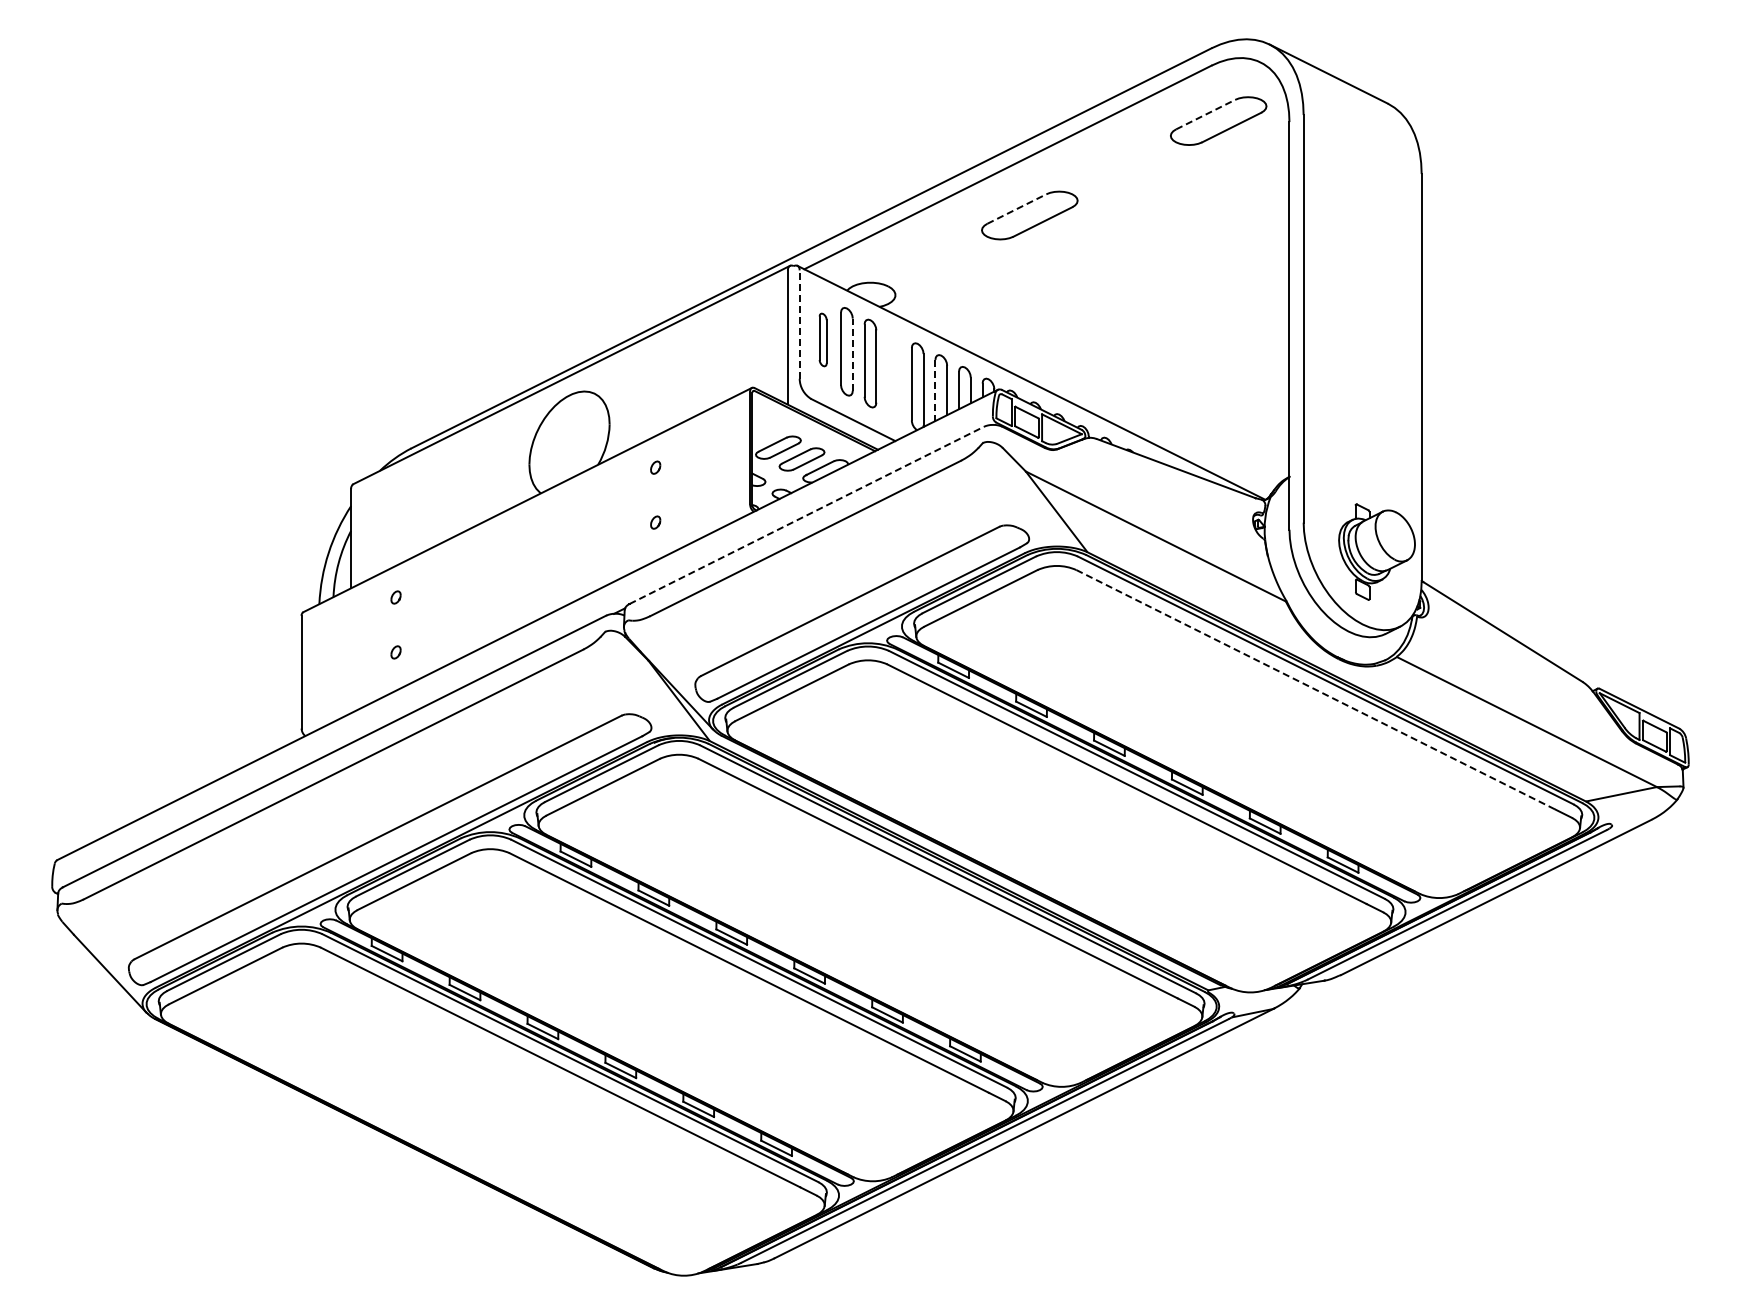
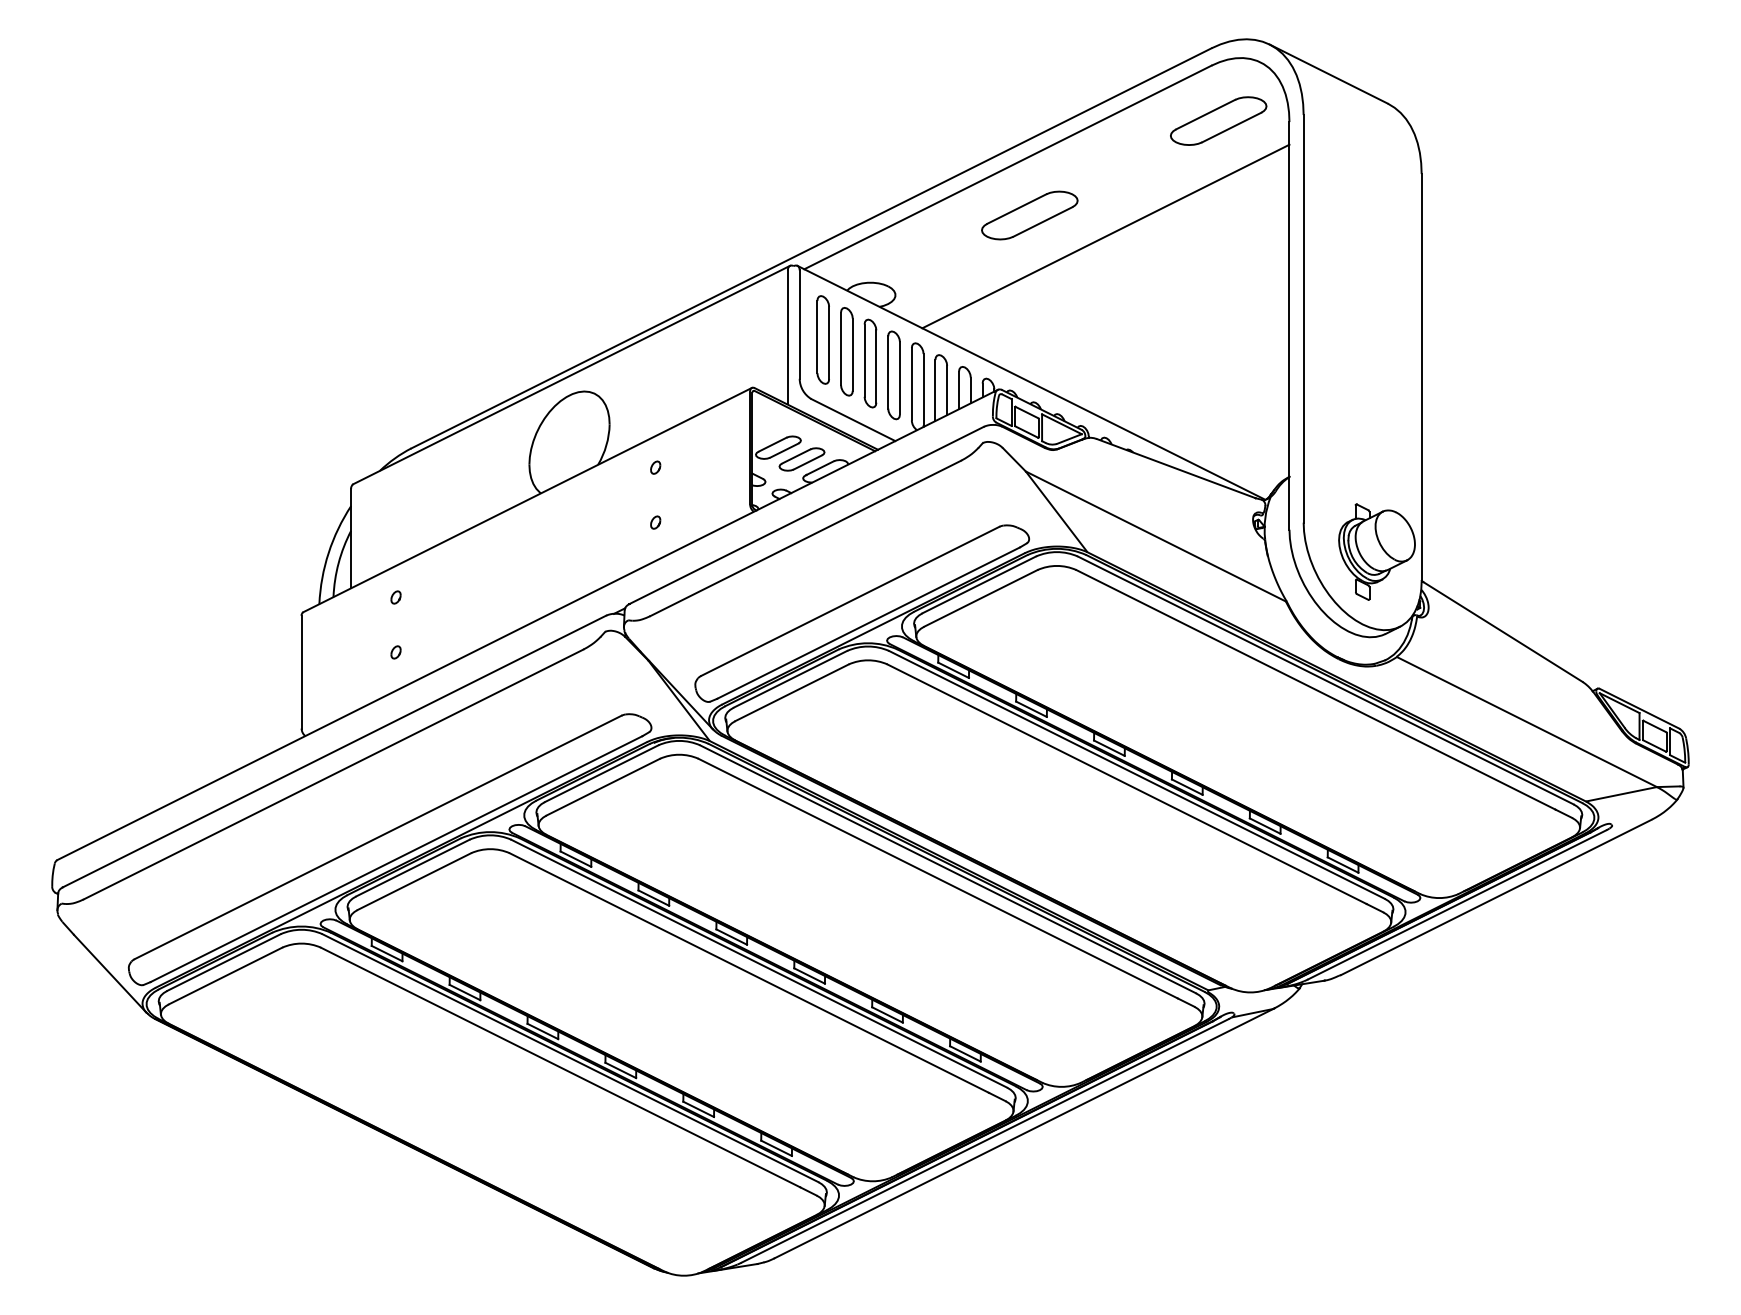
line: dashed -> solid (1205, 114)
line: dashed -> solid (1016, 209)
line: none -> present (1105, 236)
line: dashed -> solid (799, 324)
part size: 10x56 px -> 14x90 px (822, 339)
line: dashed -> solid (852, 354)
part: none -> present (893, 375)
line: dashed -> solid (935, 390)
line: dashed -> solid (807, 515)
line: dashed -> solid (1315, 689)
